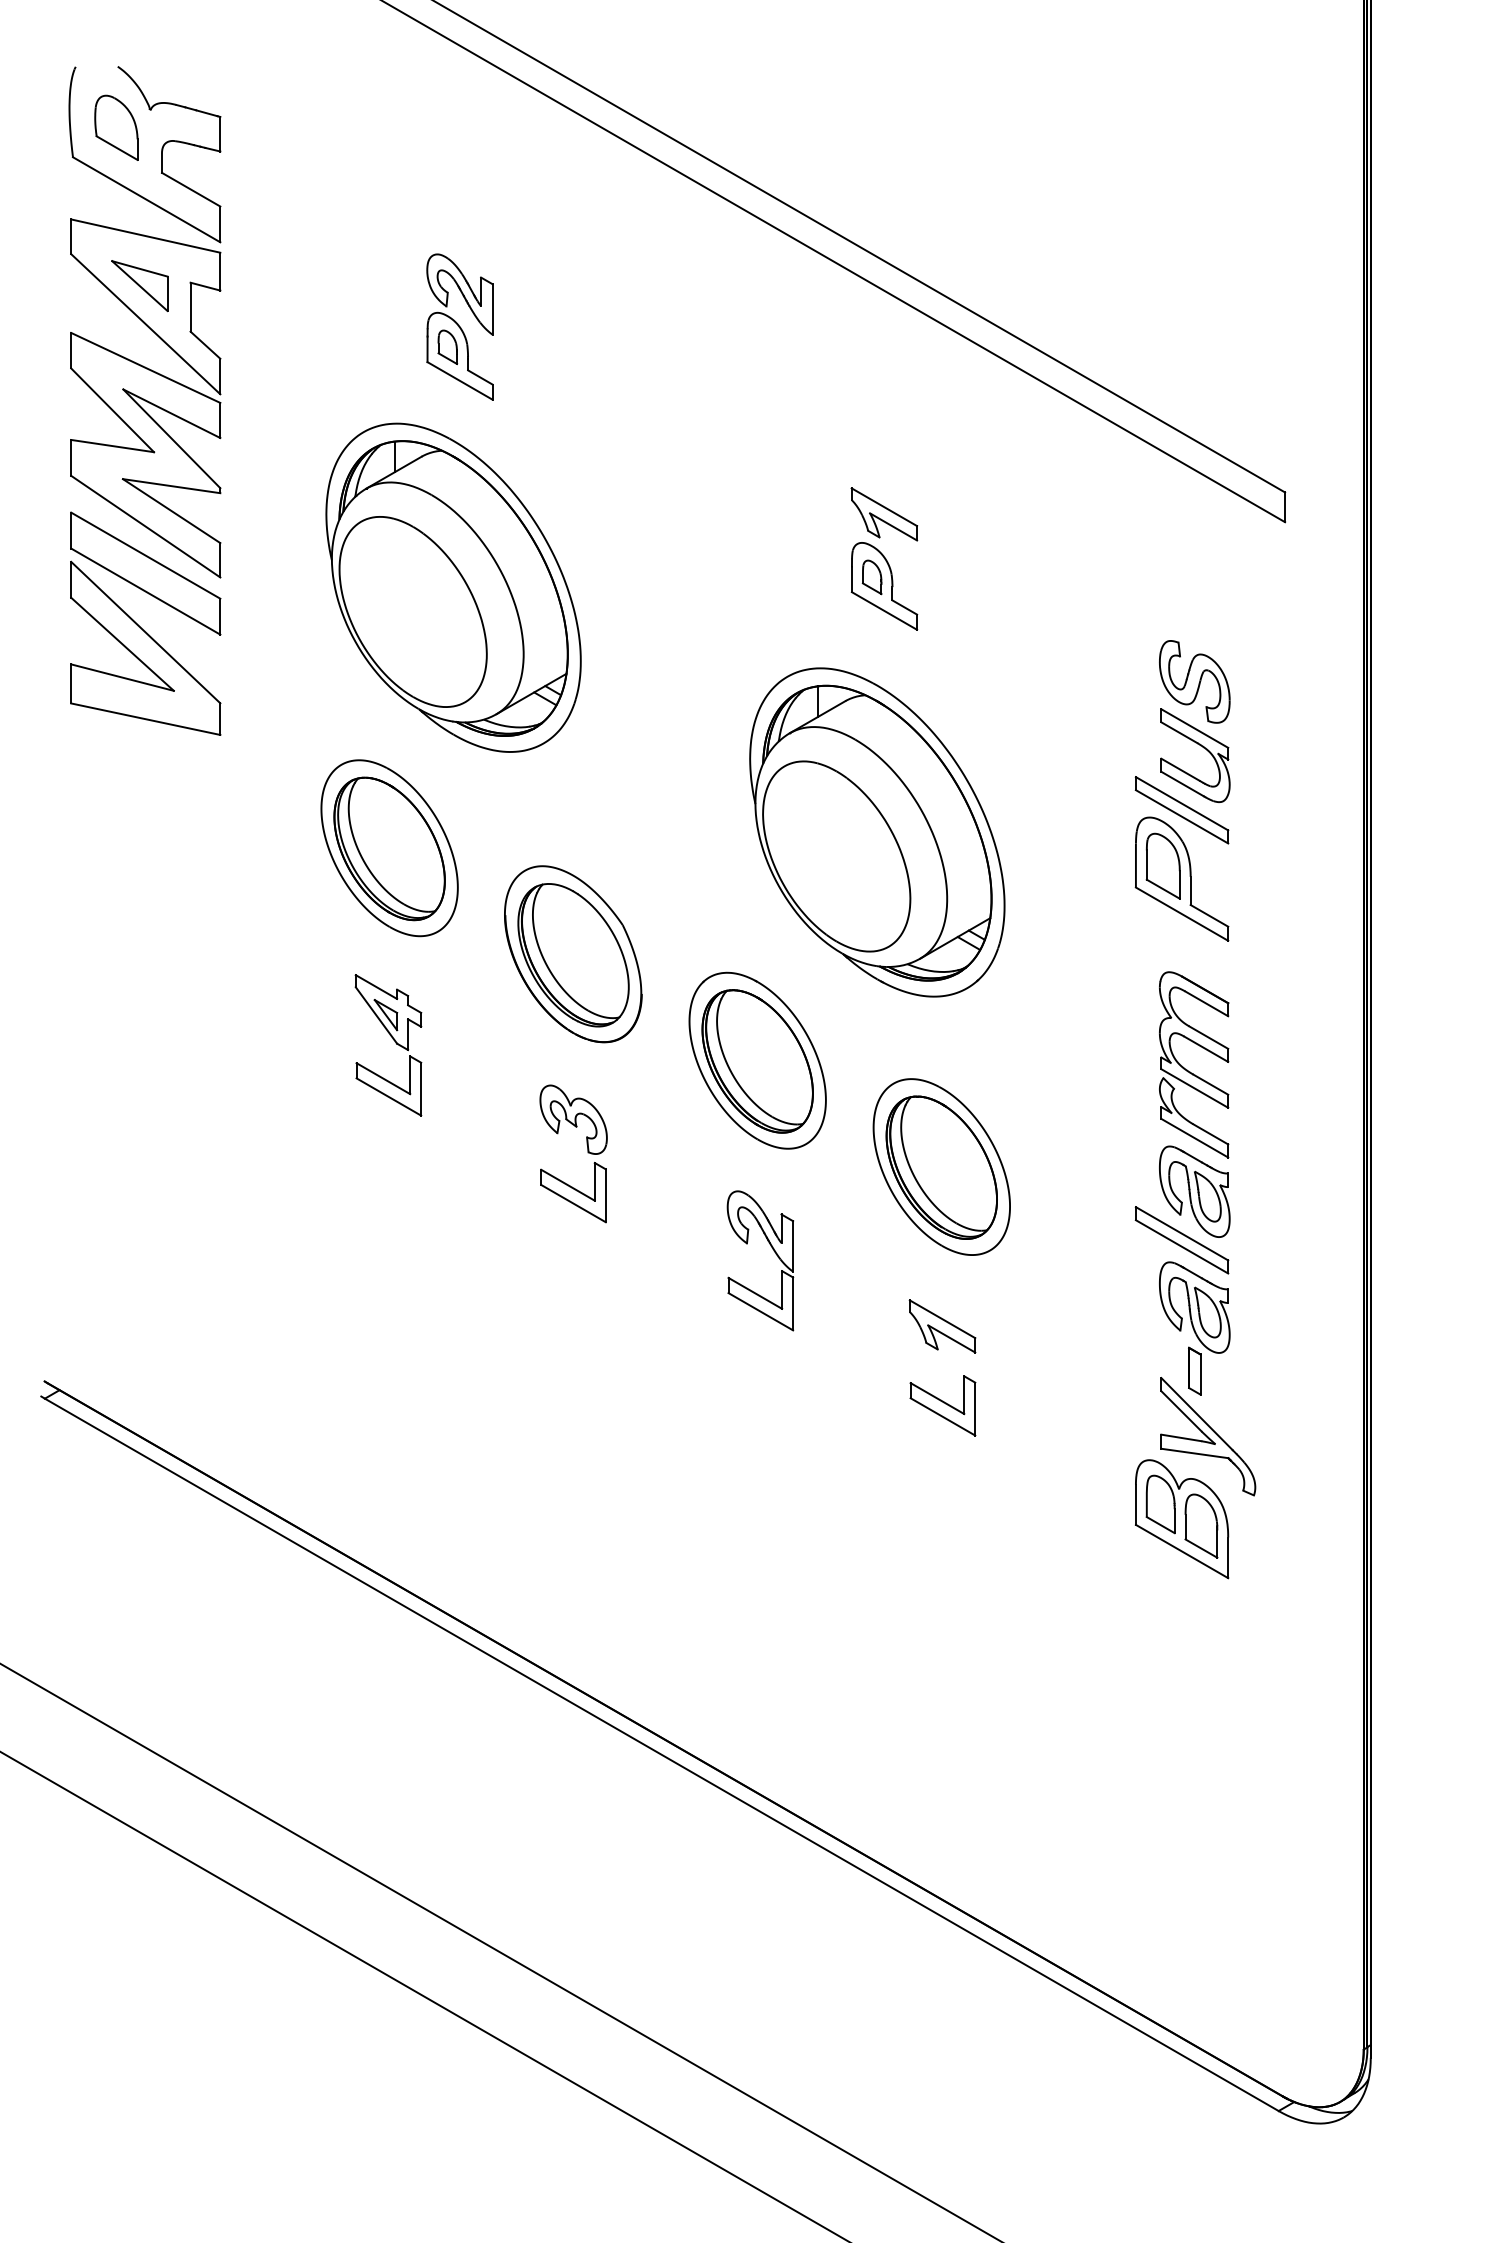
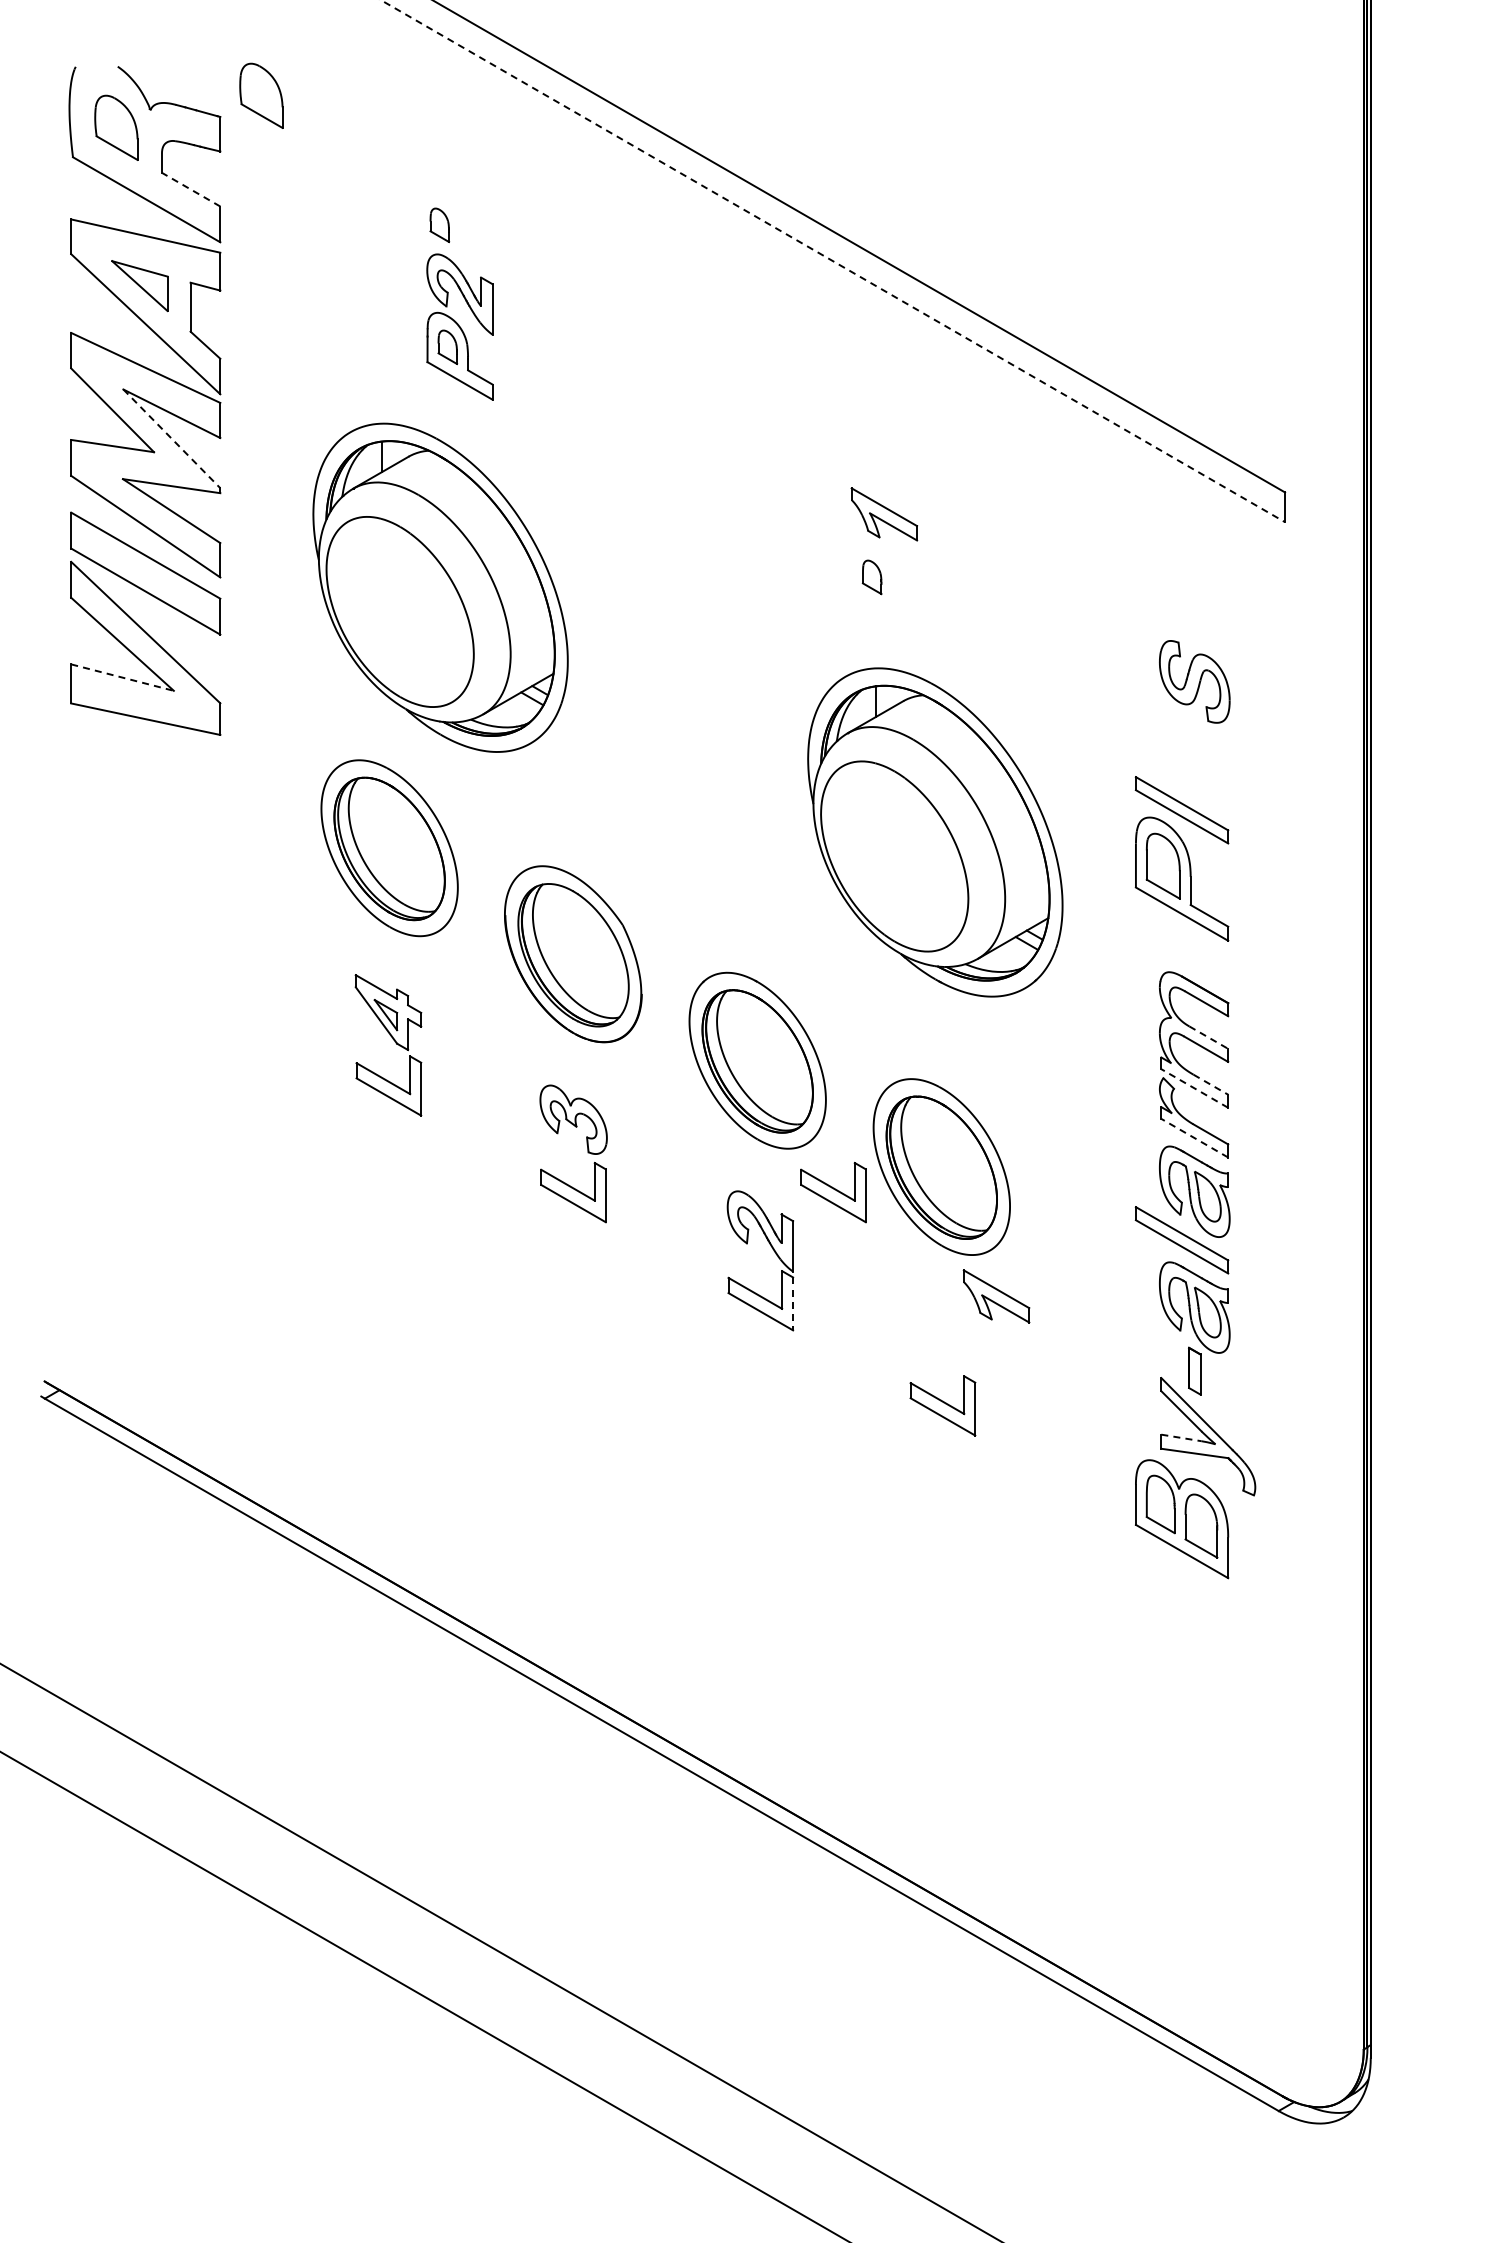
part: none -> present (261, 95)
line: solid -> dashed (191, 189)
part: none -> present (439, 225)
line: solid -> dashed (833, 261)
line: solid -> dashed (172, 439)
part: present -> none (884, 586)
part position: (453, 587) -> (440, 587) (440, 587)
line: solid -> dashed (123, 677)
part: present -> none (1200, 746)
part position: (877, 832) -> (935, 832) (935, 832)
line: solid -> dashed (1209, 1037)
line: solid -> dashed (1211, 1084)
line: solid -> dashed (1194, 1088)
line: solid -> dashed (1194, 1138)
part: none -> present (833, 1192)
line: solid -> dashed (793, 1304)
part position: (942, 1326) -> (996, 1296) (996, 1296)
line: solid -> dashed (1181, 1438)
